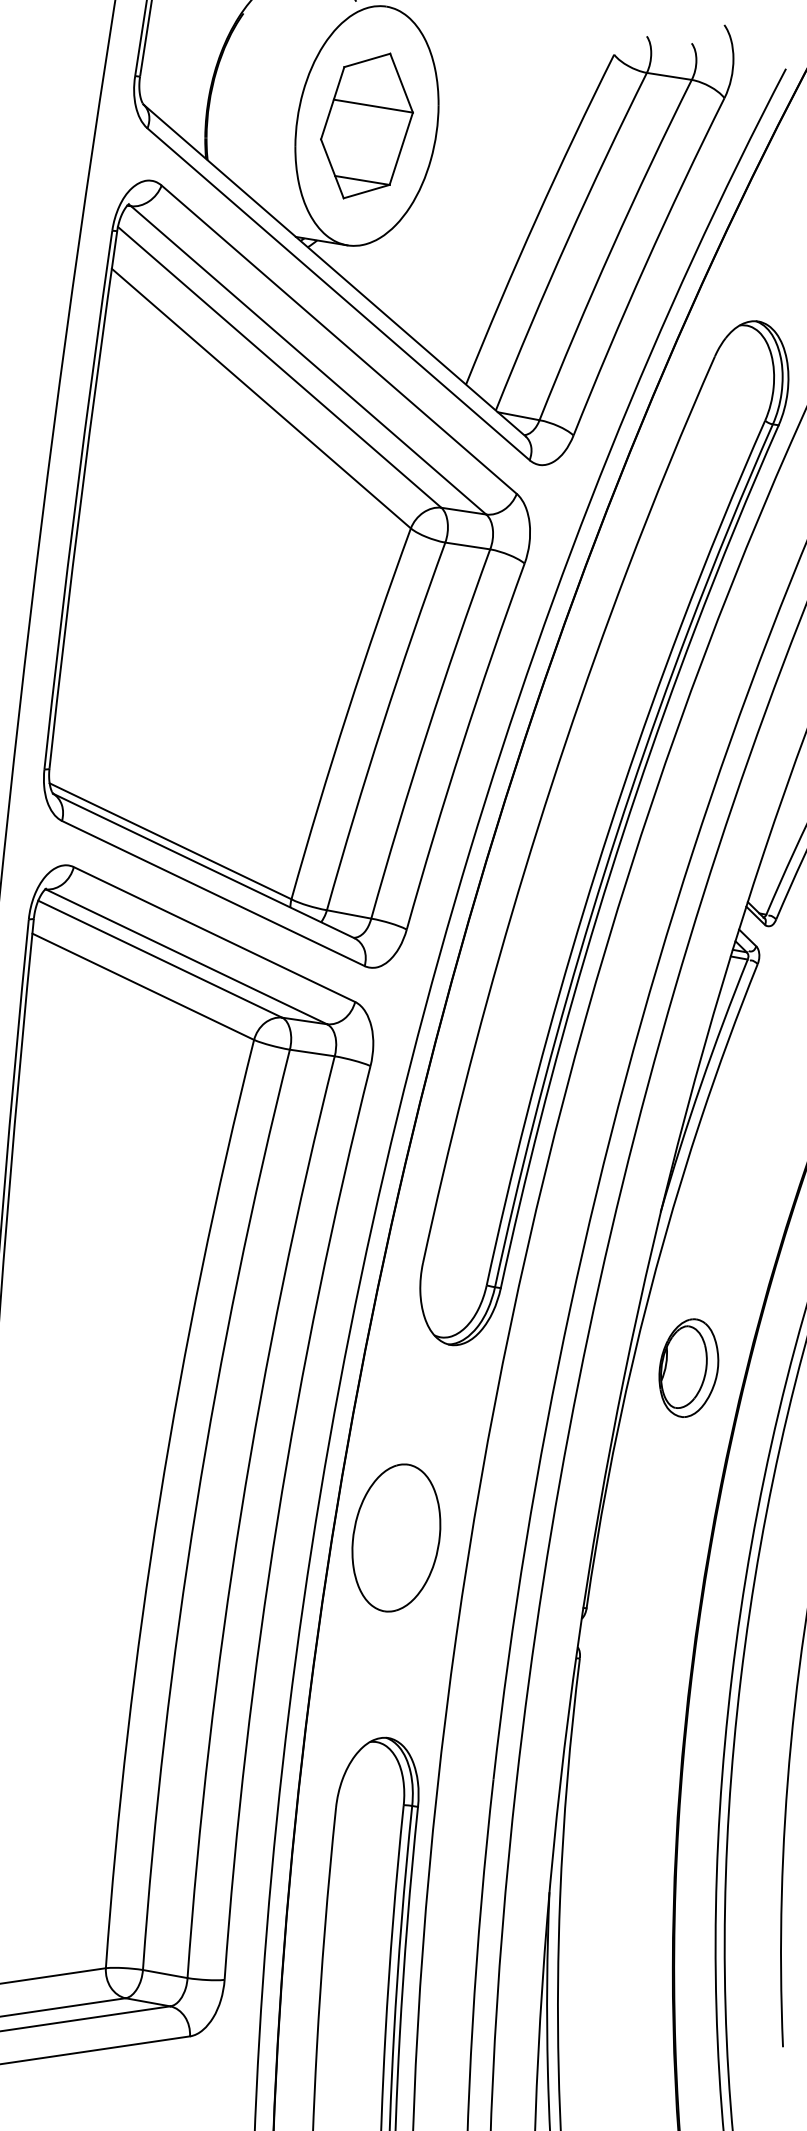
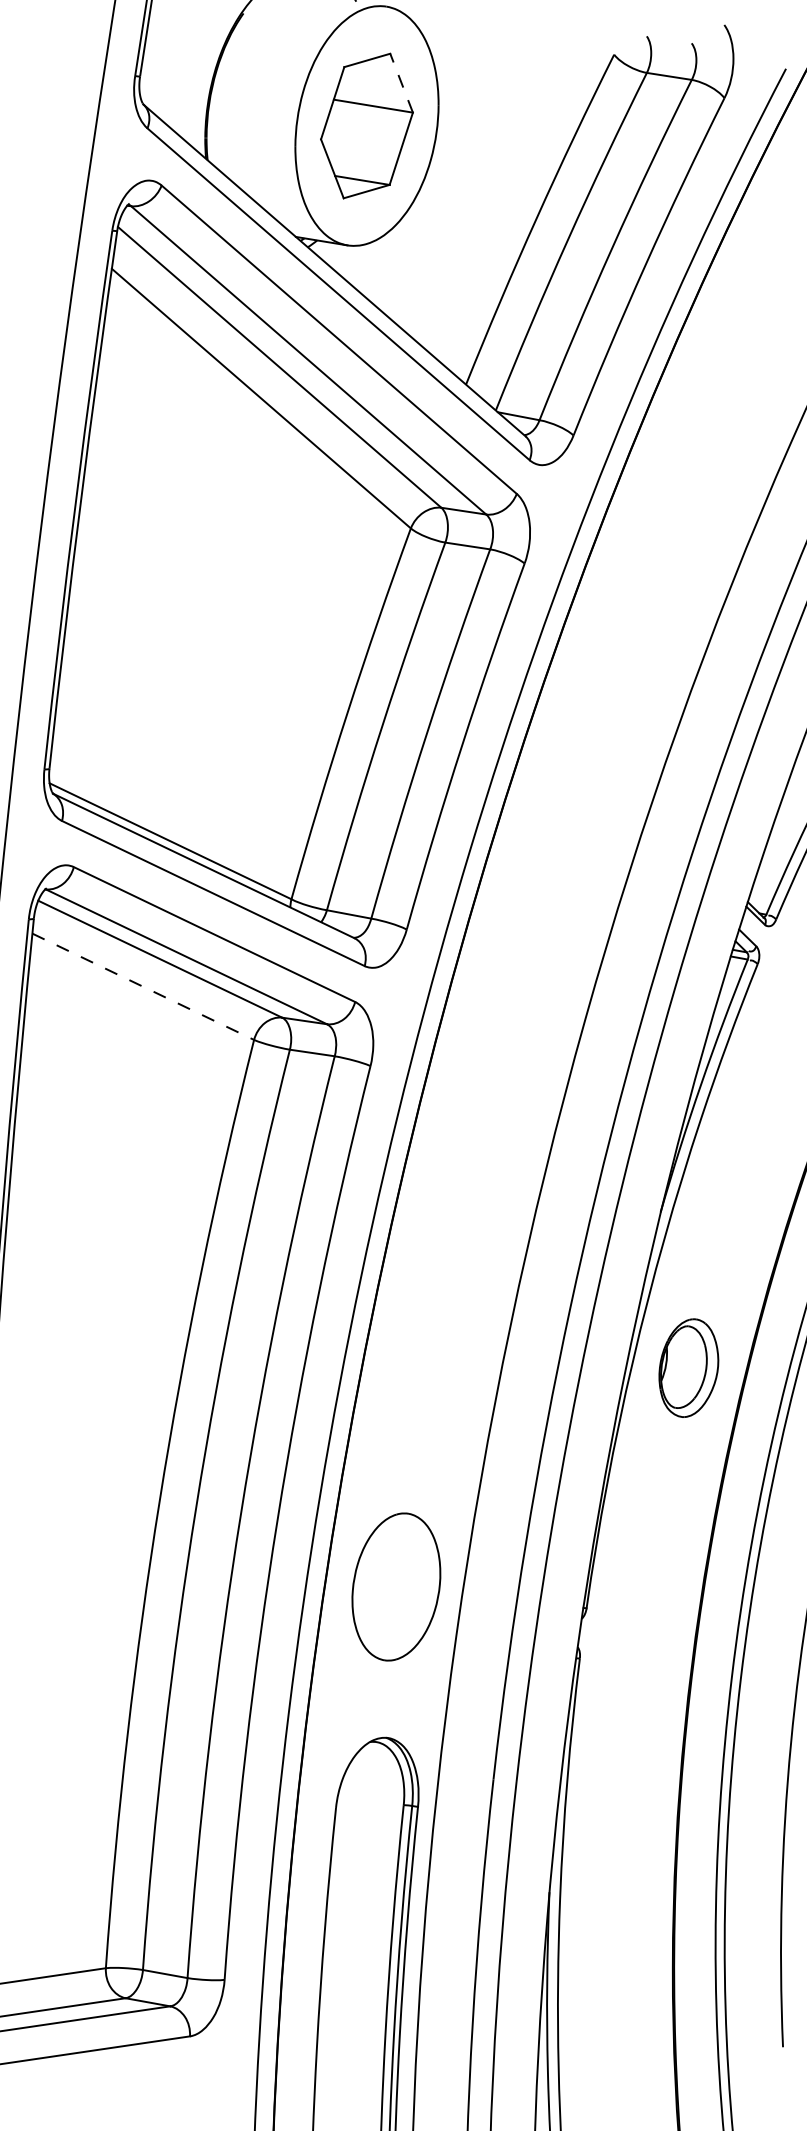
line: solid -> dashed (401, 83)
part: present -> none (604, 833)
line: solid -> dashed (143, 986)
part position: (396, 1537) -> (396, 1586) (396, 1586)
